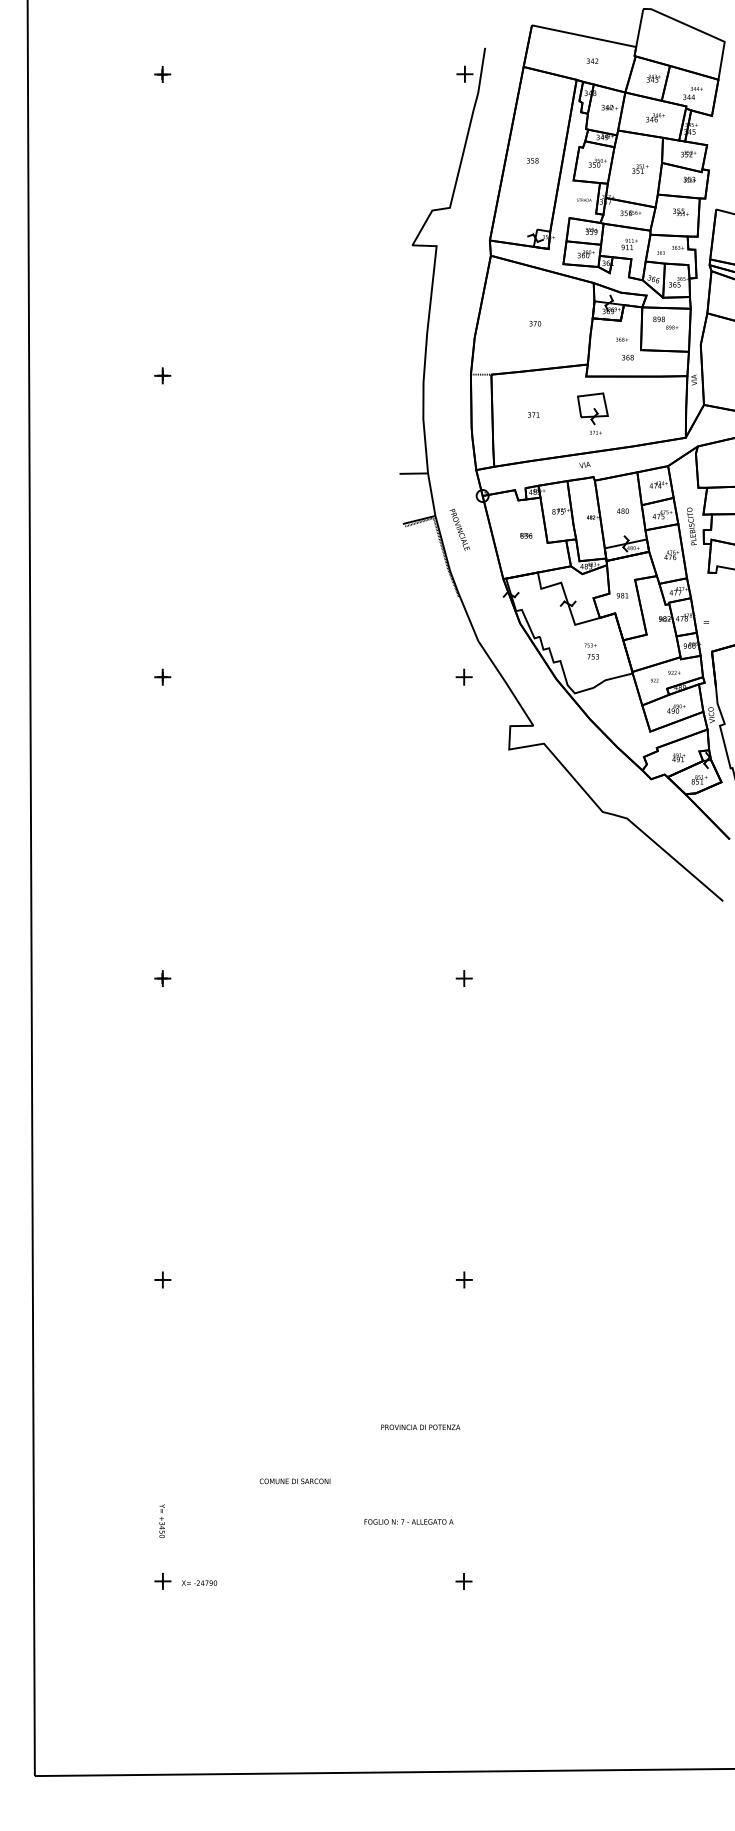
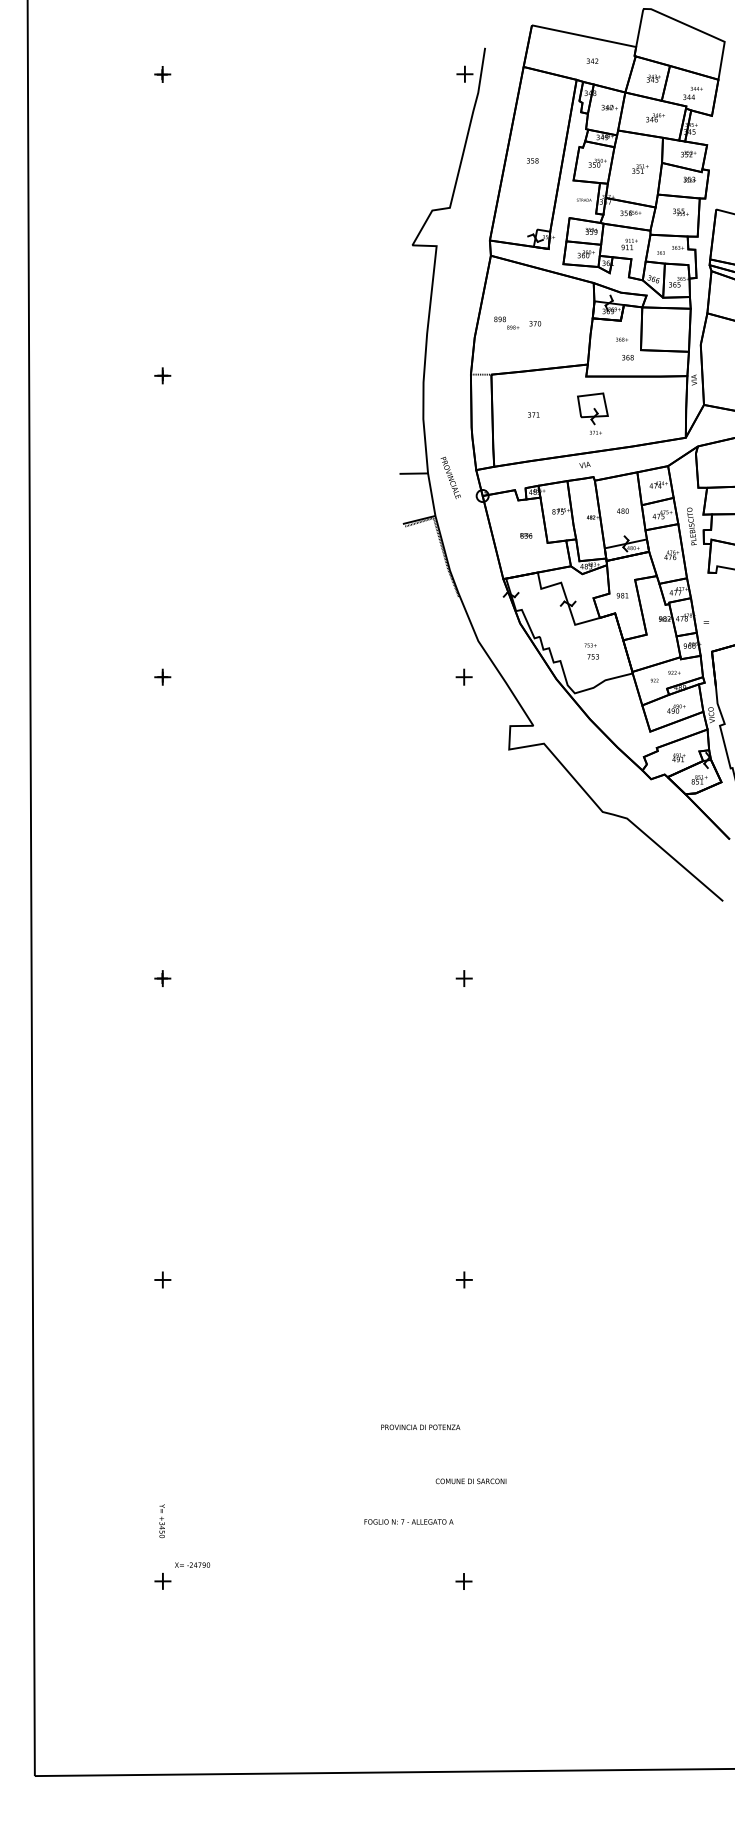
text position: (665, 322) -> (506, 322) (506, 322)
text position: (459, 529) -> (450, 477) (450, 477)
text position: (294, 1481) -> (470, 1481) (470, 1481)
text position: (199, 1582) -> (192, 1564) (192, 1564)
